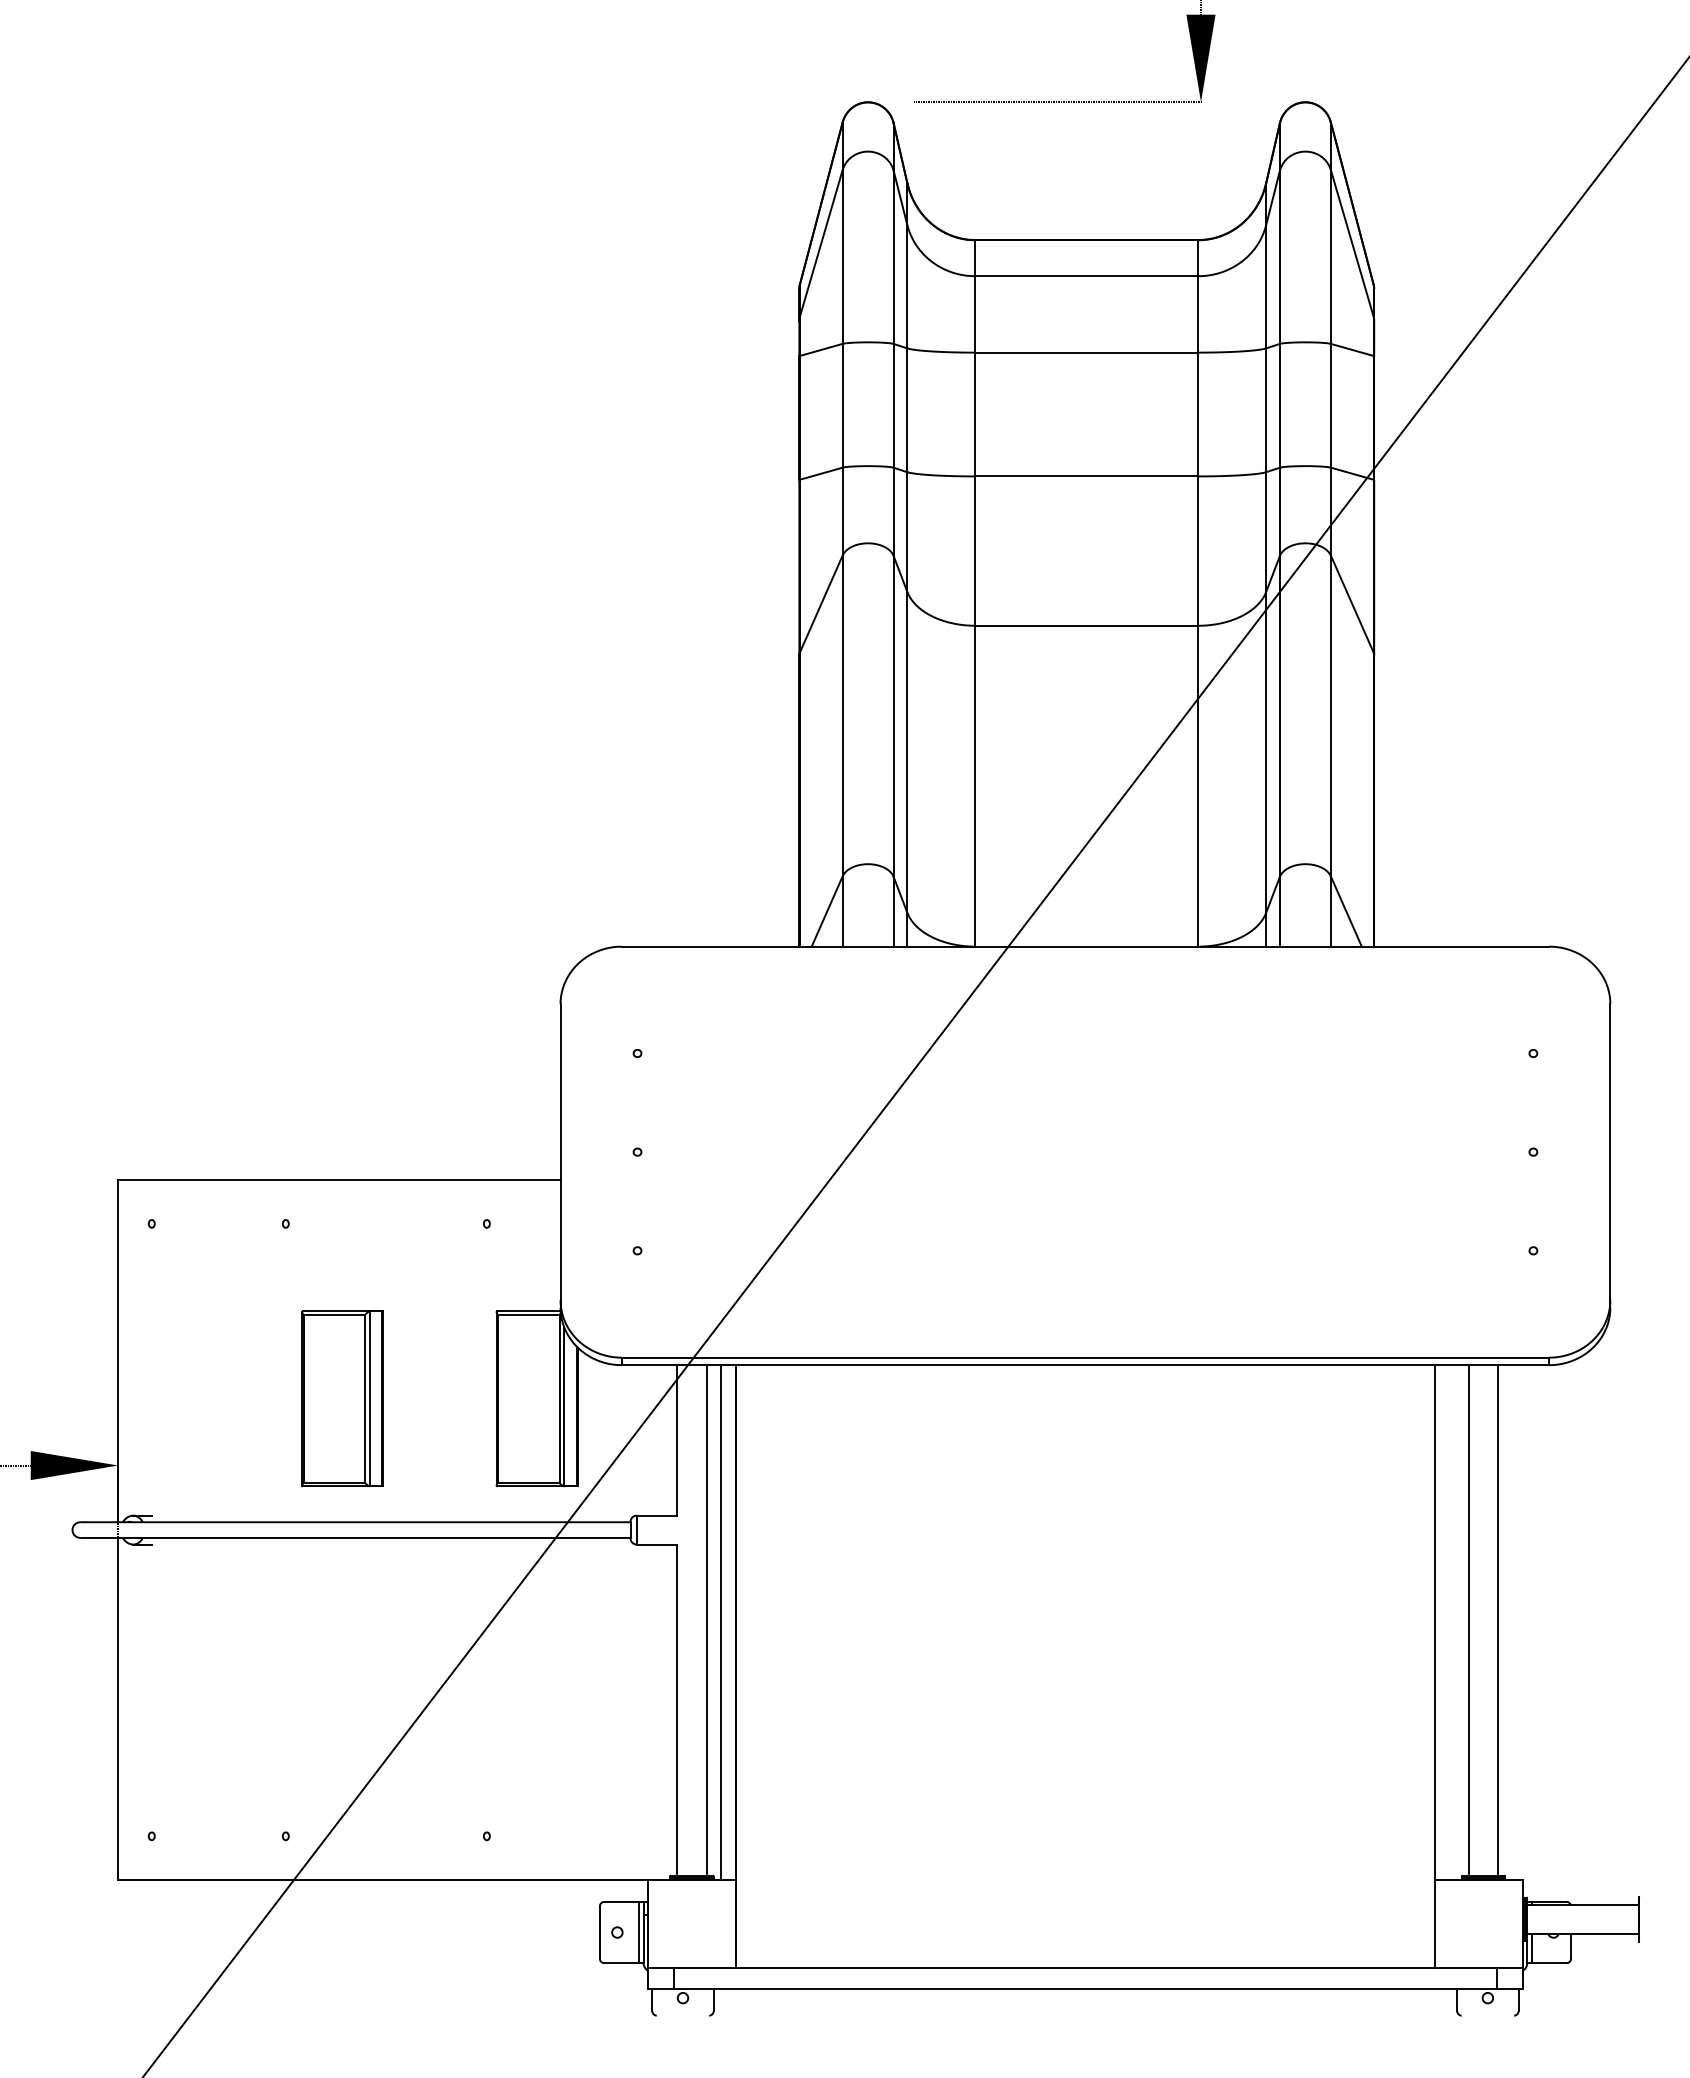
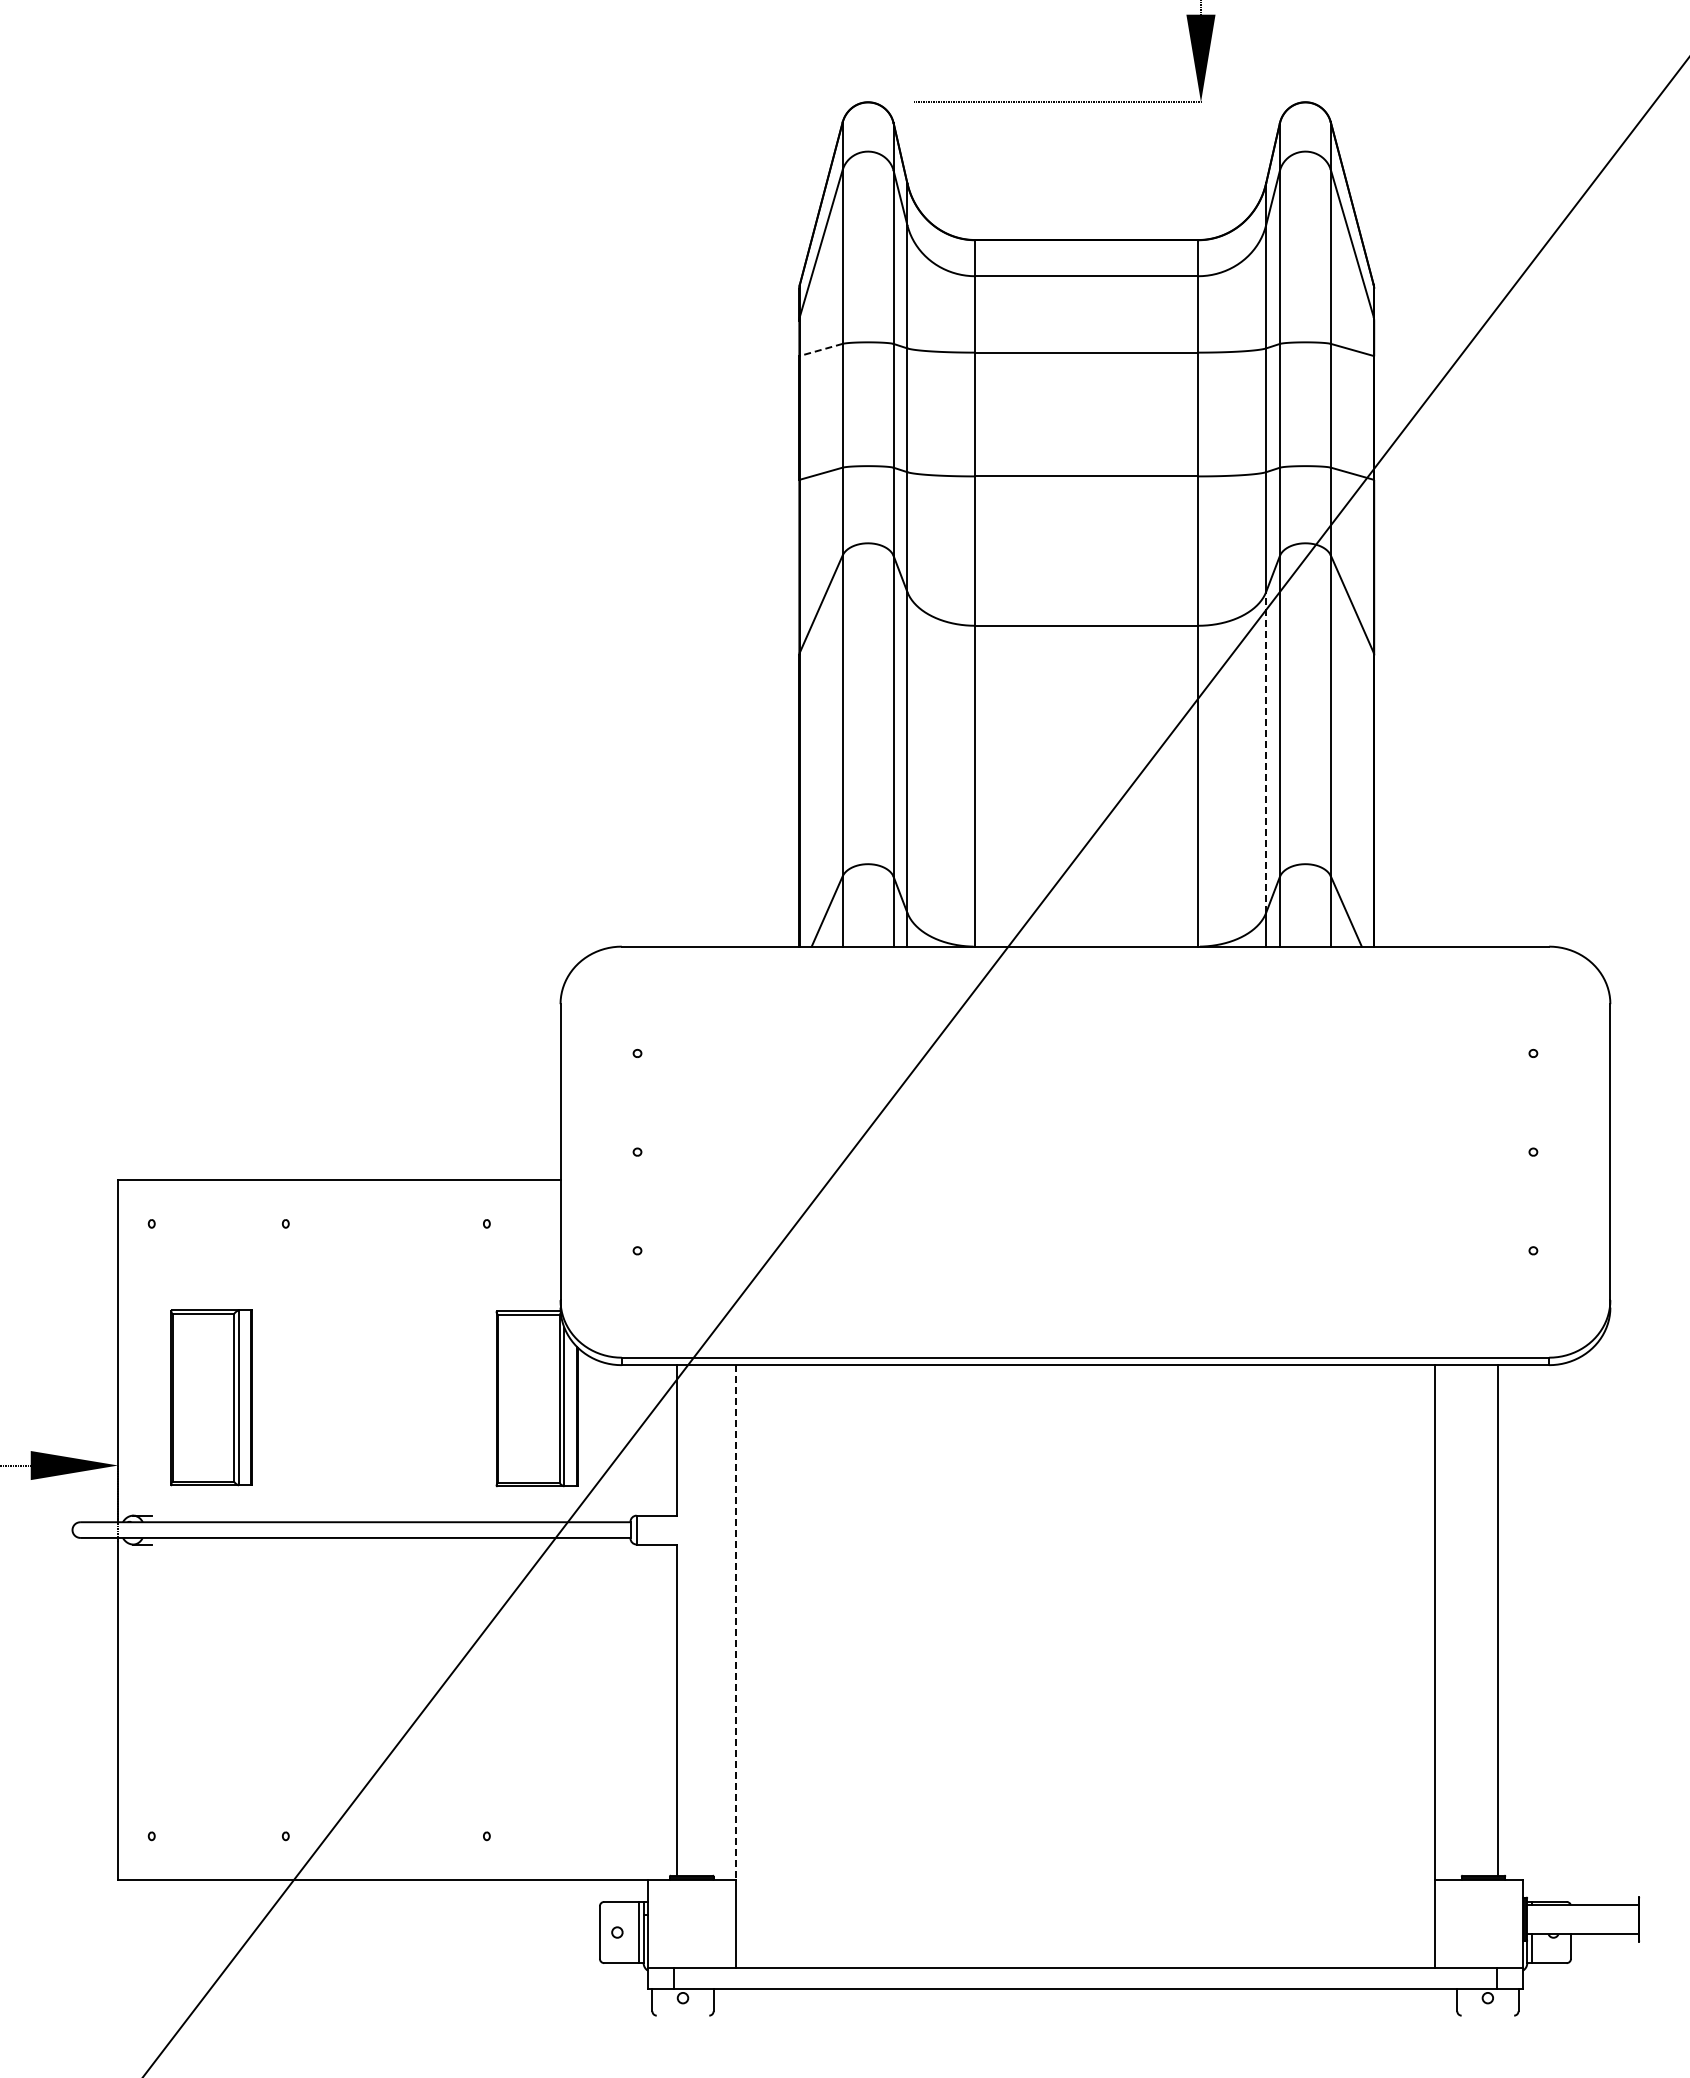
line: solid -> dashed (820, 350)
line: solid -> dashed (1266, 751)
part position: (342, 1398) -> (211, 1397) (211, 1397)
line: present -> none (706, 1620)
line: present -> none (1468, 1620)
line: present -> none (721, 1622)
line: solid -> dashed (735, 1623)
